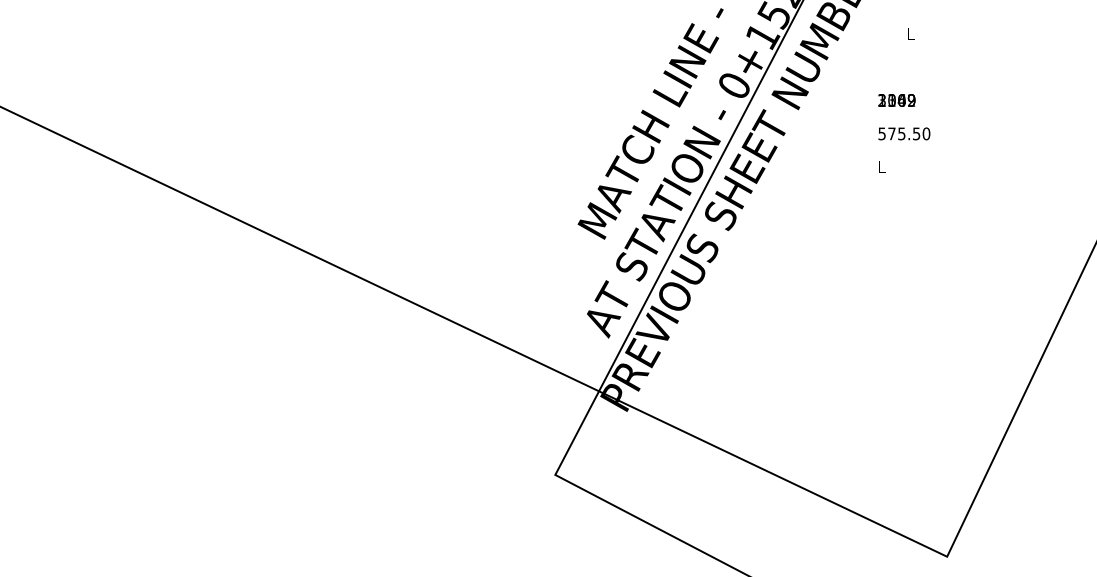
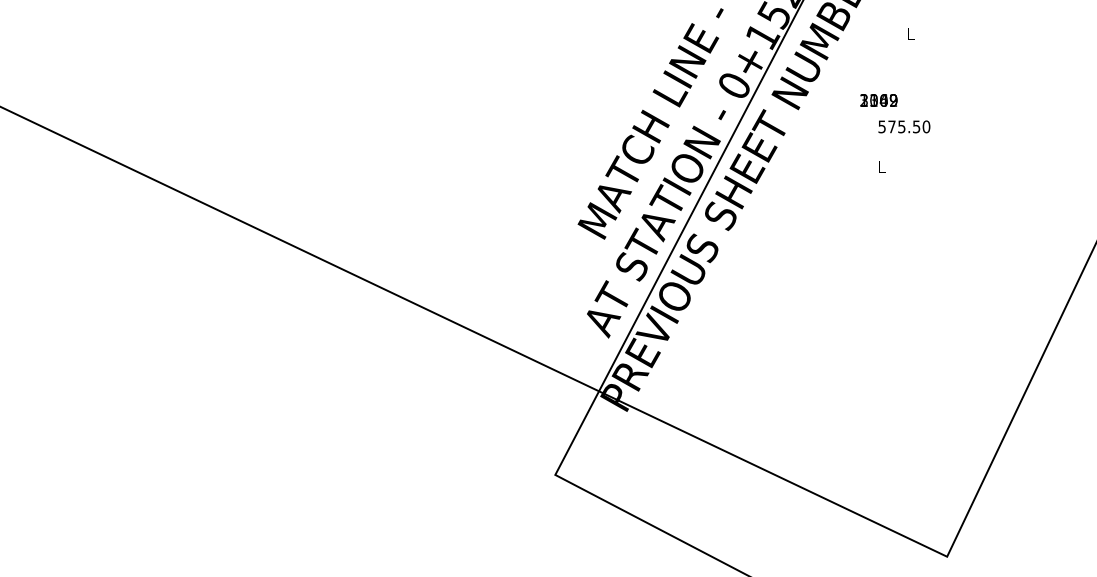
text position: (896, 100) -> (878, 100) (878, 100)
text position: (904, 133) -> (904, 126) (904, 126)
